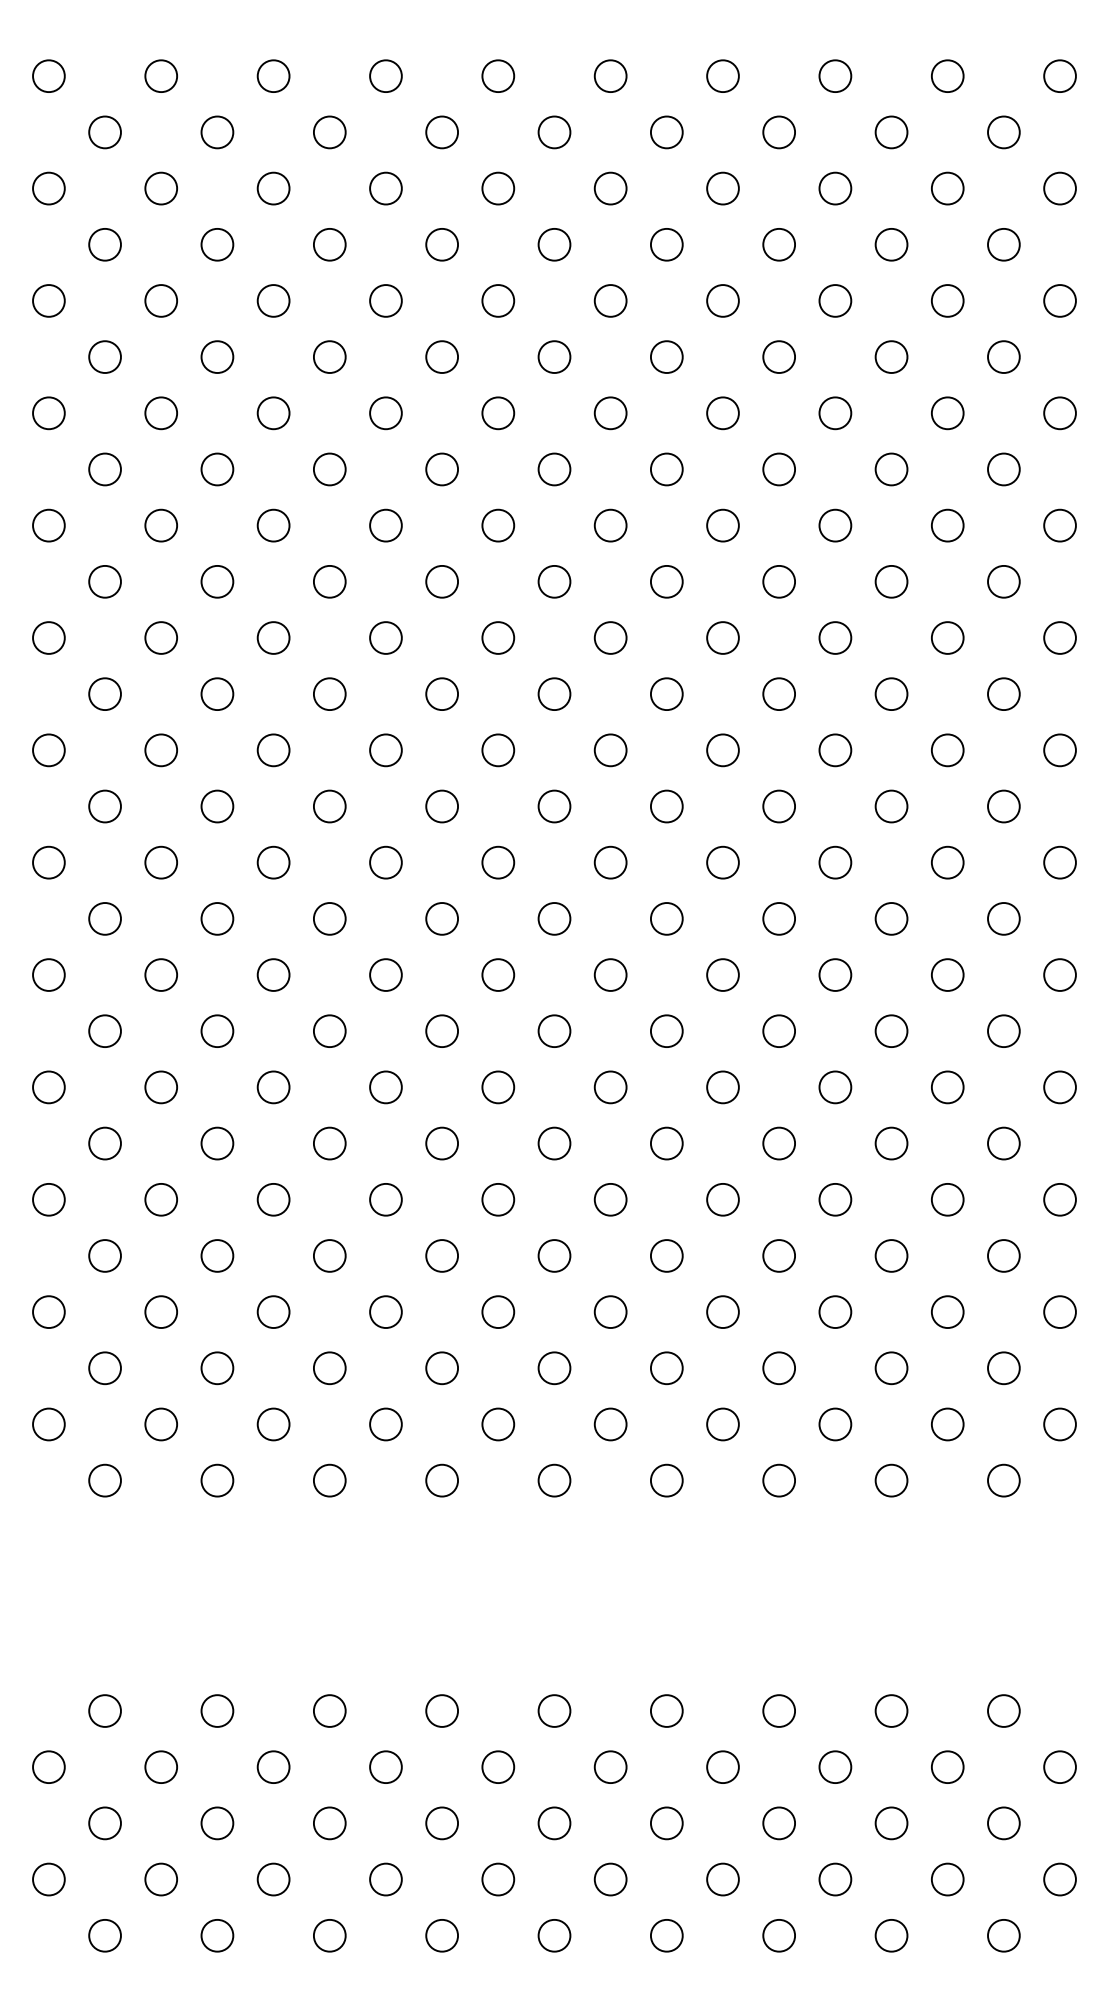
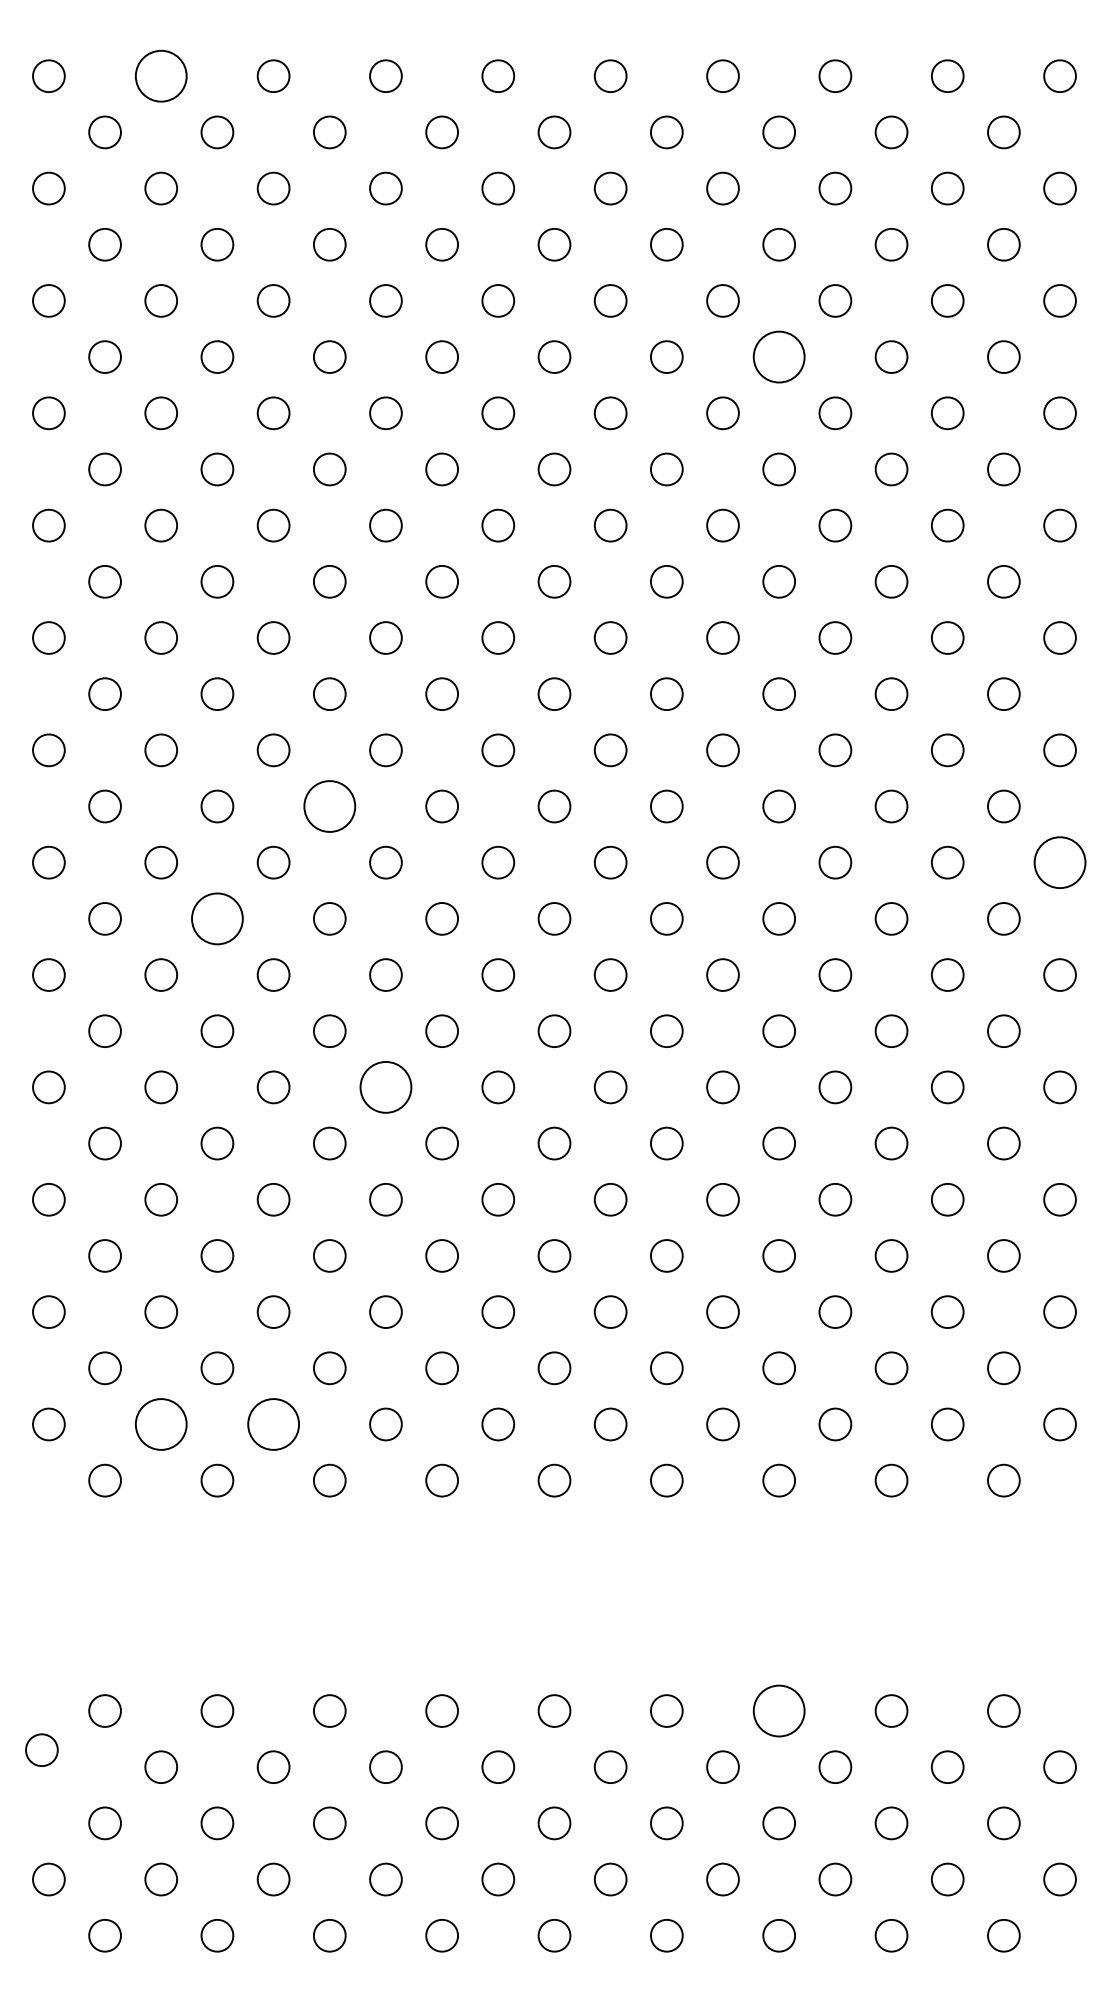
circle diameter: 32 px -> 51 px (160, 75)
circle diameter: 32 px -> 51 px (778, 356)
circle diameter: 32 px -> 51 px (329, 806)
circle diameter: 32 px -> 51 px (1059, 862)
circle diameter: 32 px -> 51 px (217, 918)
circle diameter: 32 px -> 51 px (385, 1086)
circle diameter: 32 px -> 51 px (160, 1424)
circle diameter: 32 px -> 51 px (273, 1424)
circle diameter: 32 px -> 51 px (778, 1710)
circle position: (48, 1766) -> (41, 1749) (41, 1749)
